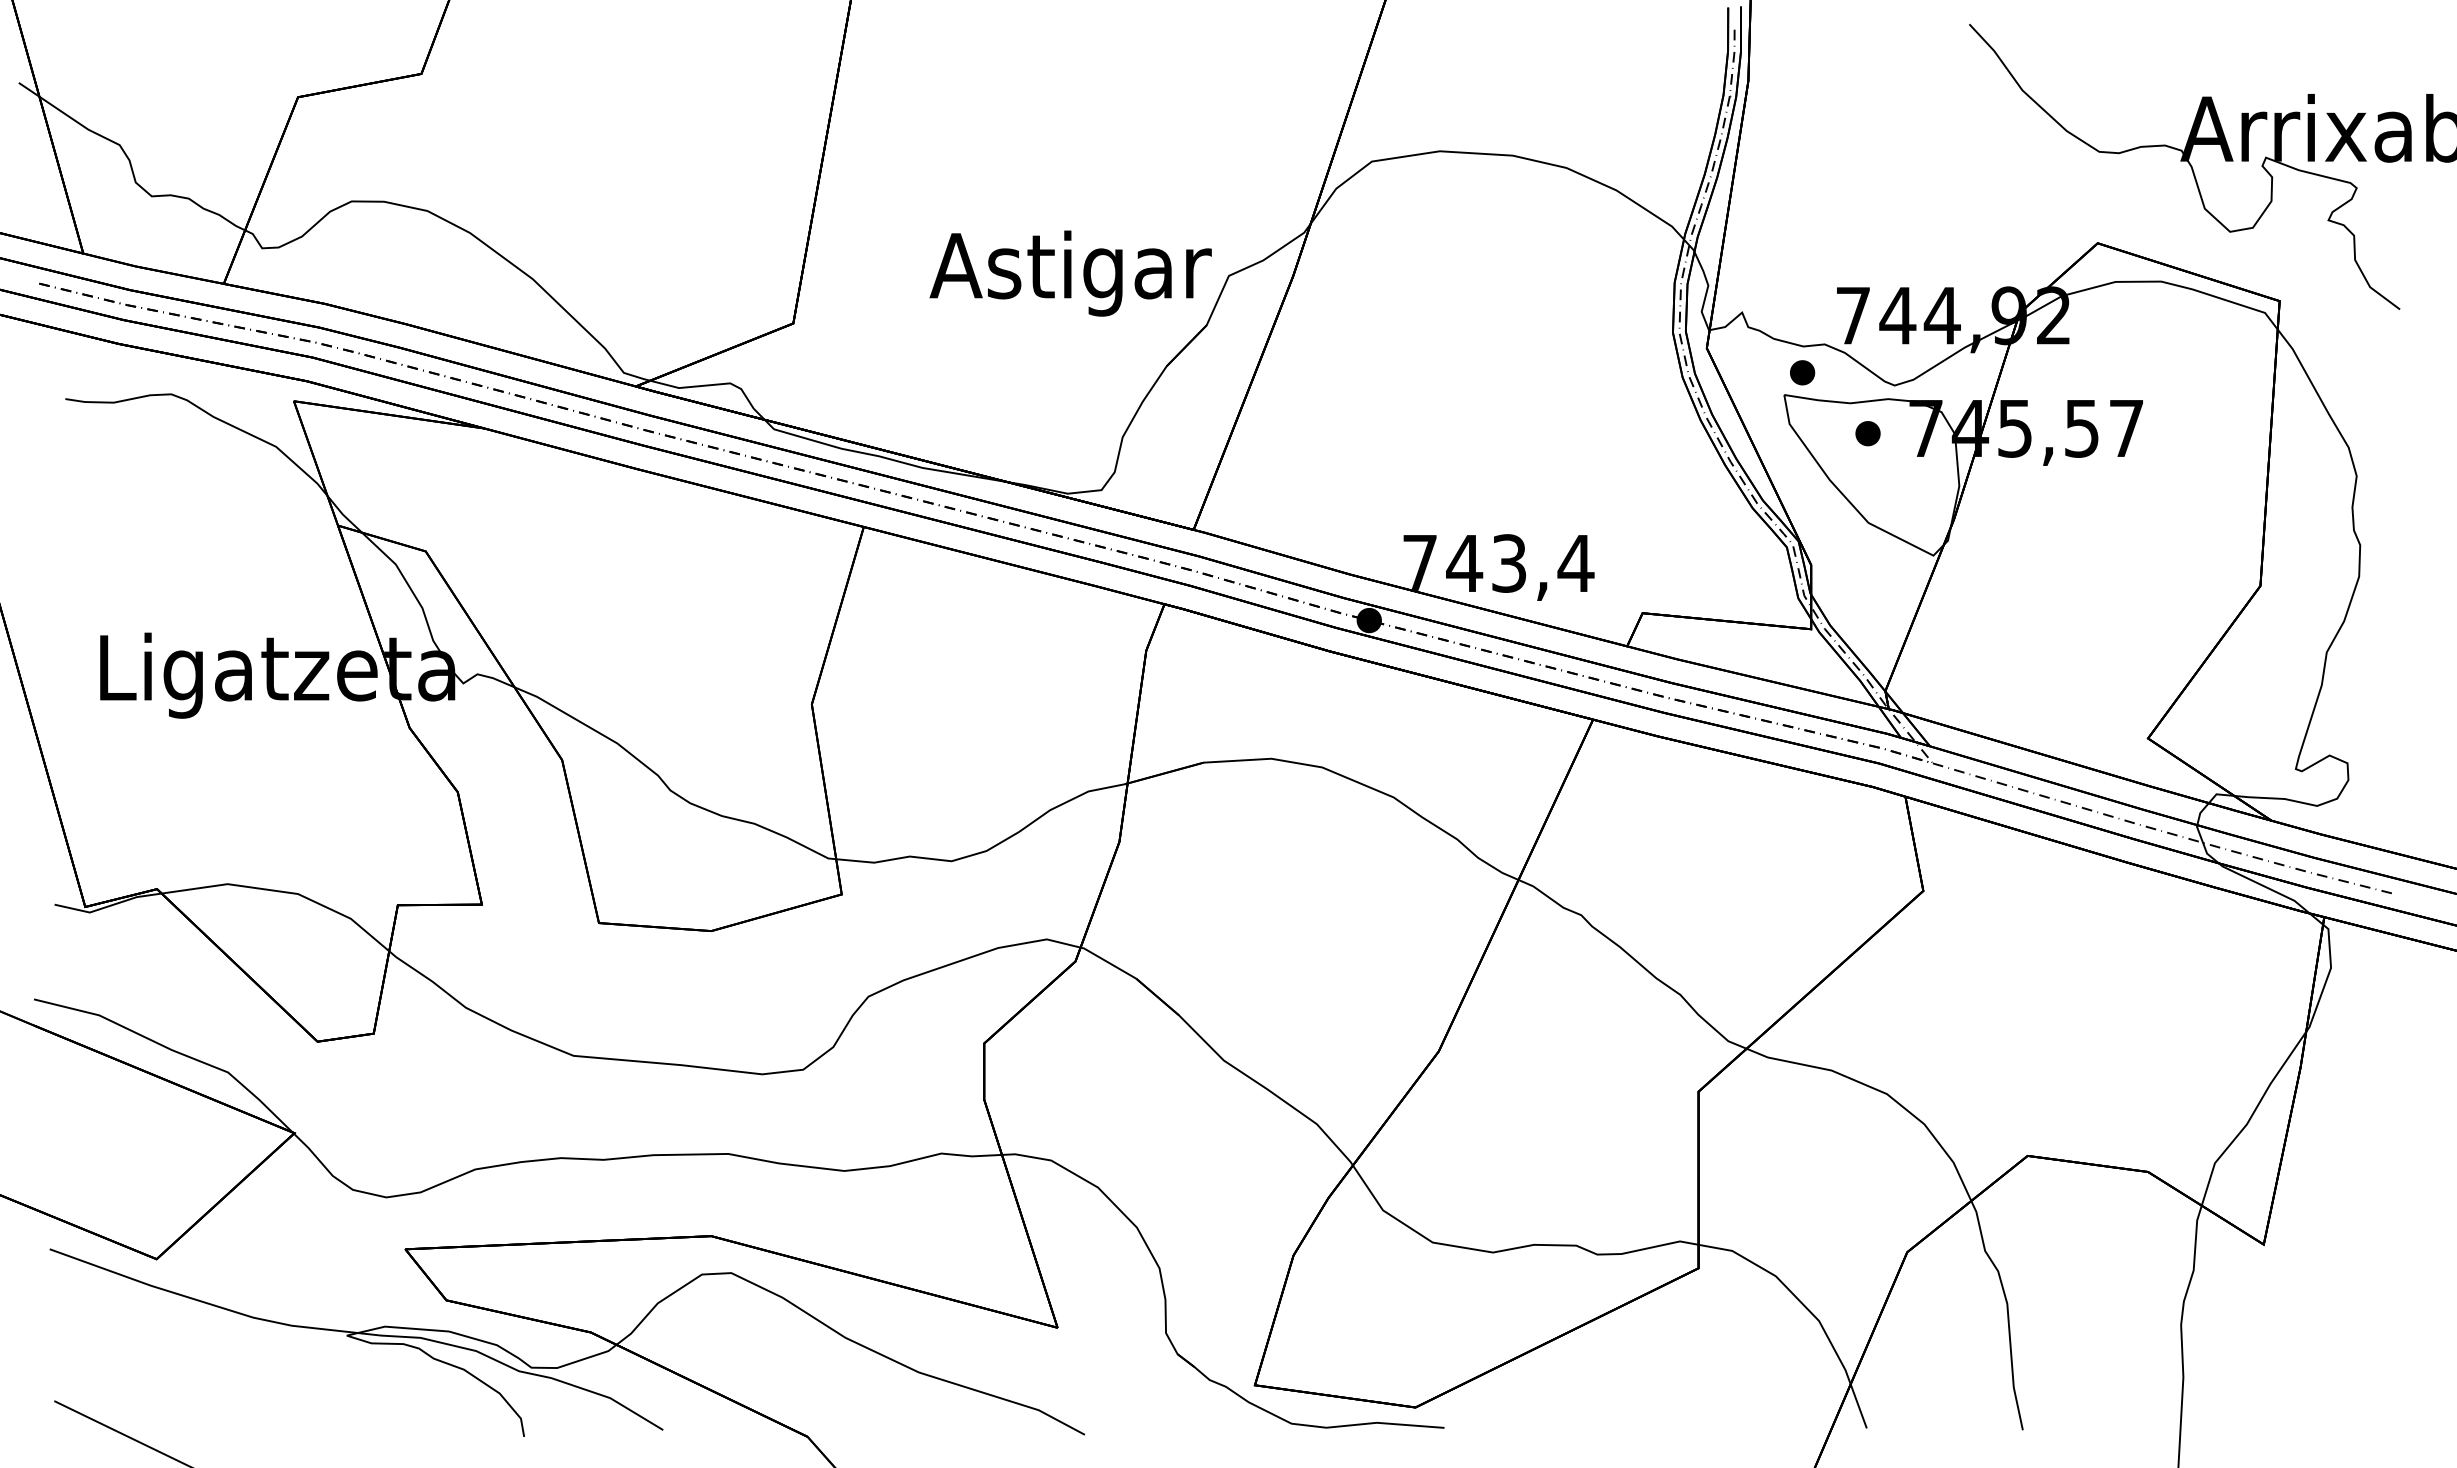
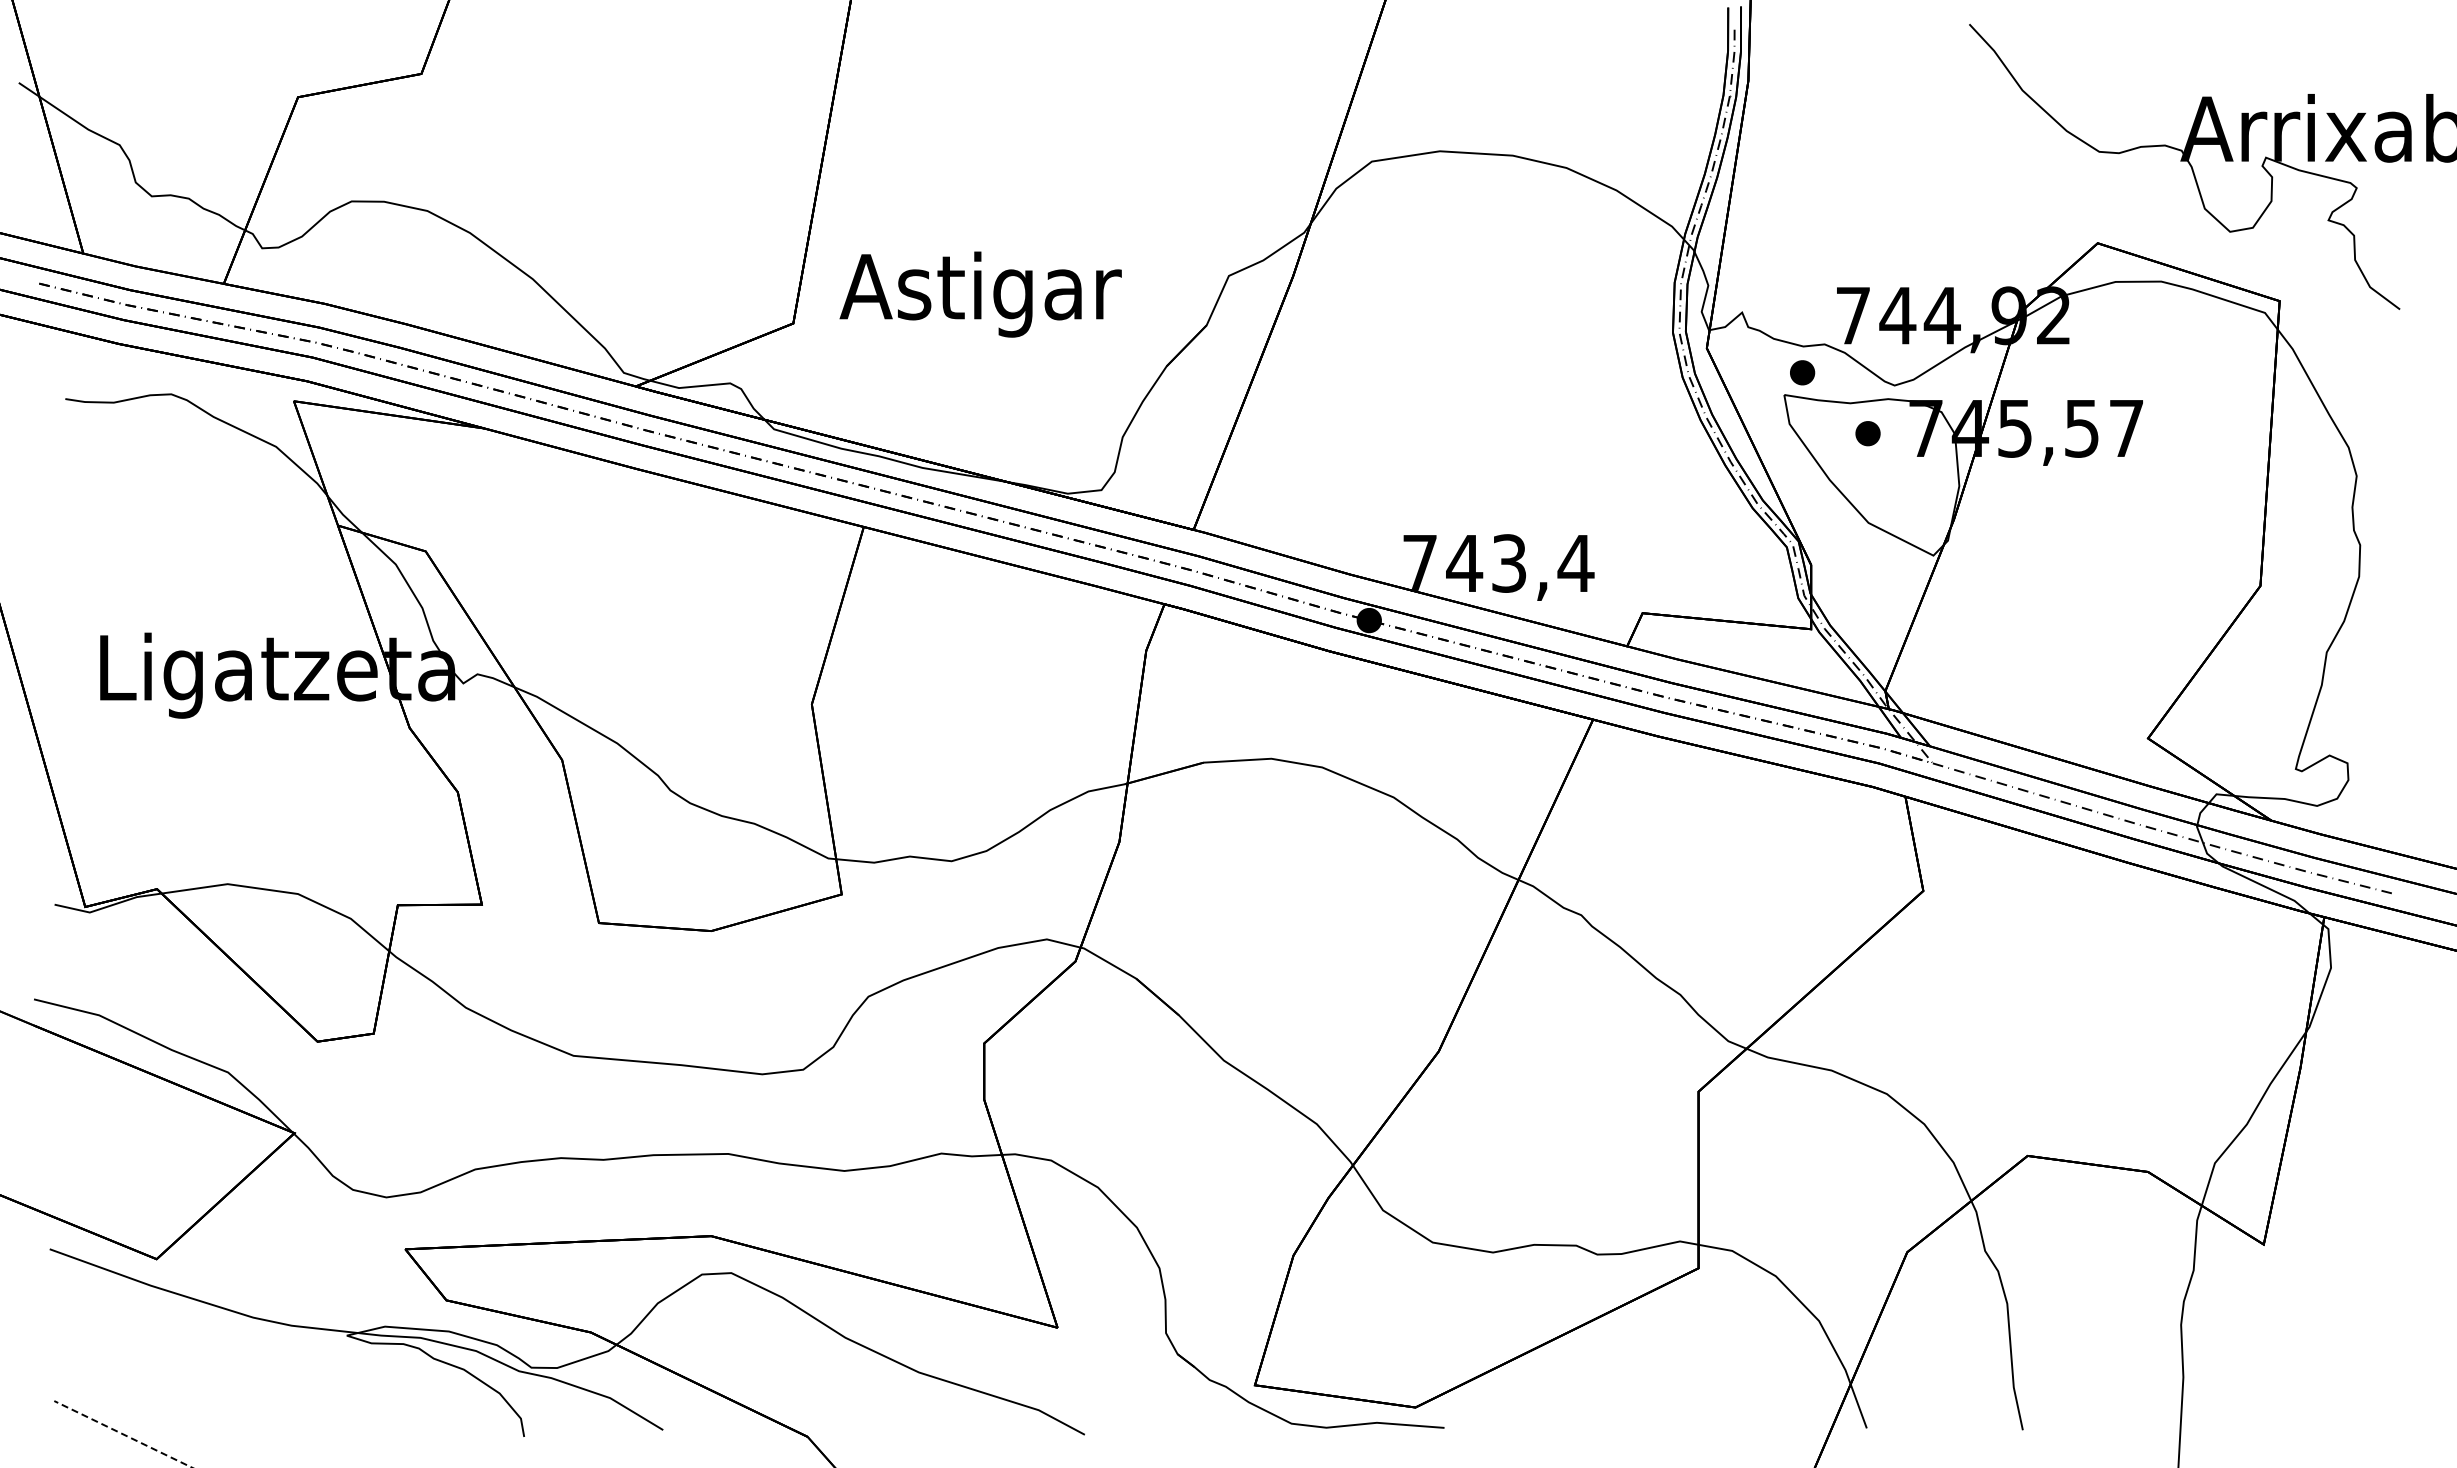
text position: (1070, 273) -> (980, 294) (980, 294)
line: solid -> dashed (123, 1434)
